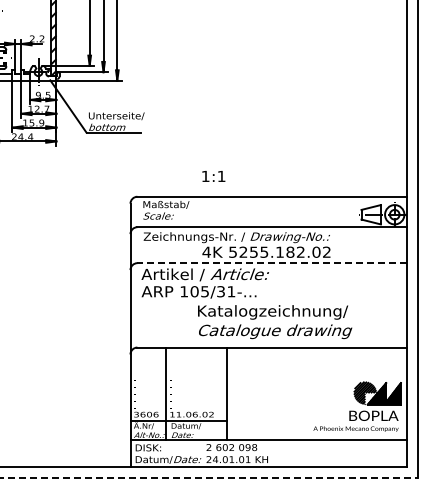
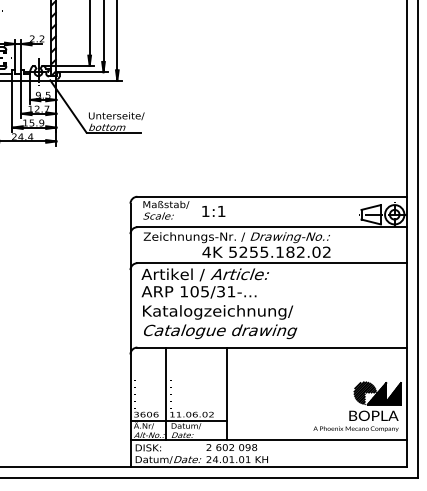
text position: (213, 176) -> (213, 211) (213, 211)
line: dashed -> solid (272, 263)
text position: (275, 322) -> (220, 322) (220, 322)
line: dashed -> solid (209, 477)
